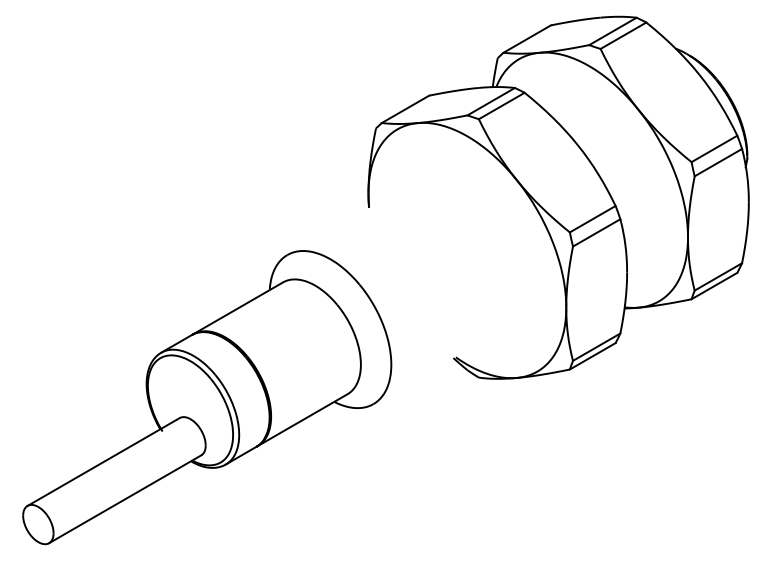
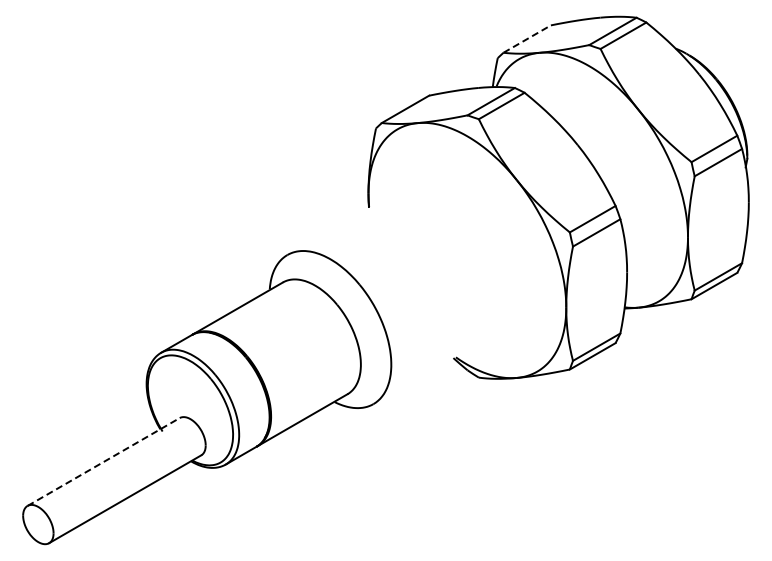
line: solid -> dashed (527, 38)
line: solid -> dashed (103, 462)
